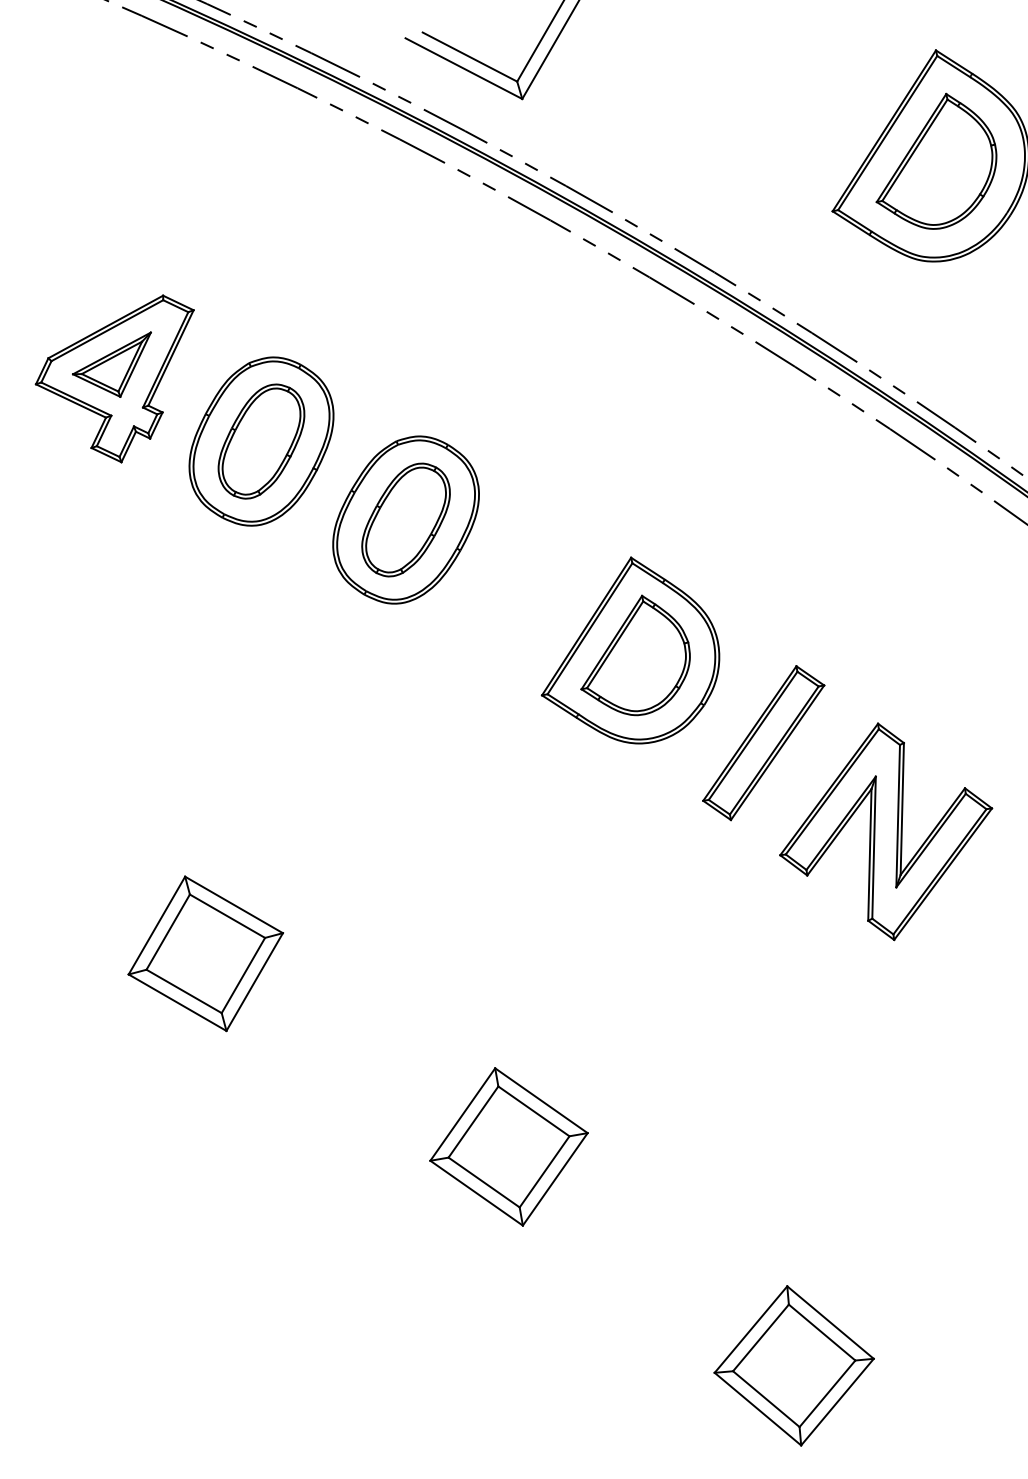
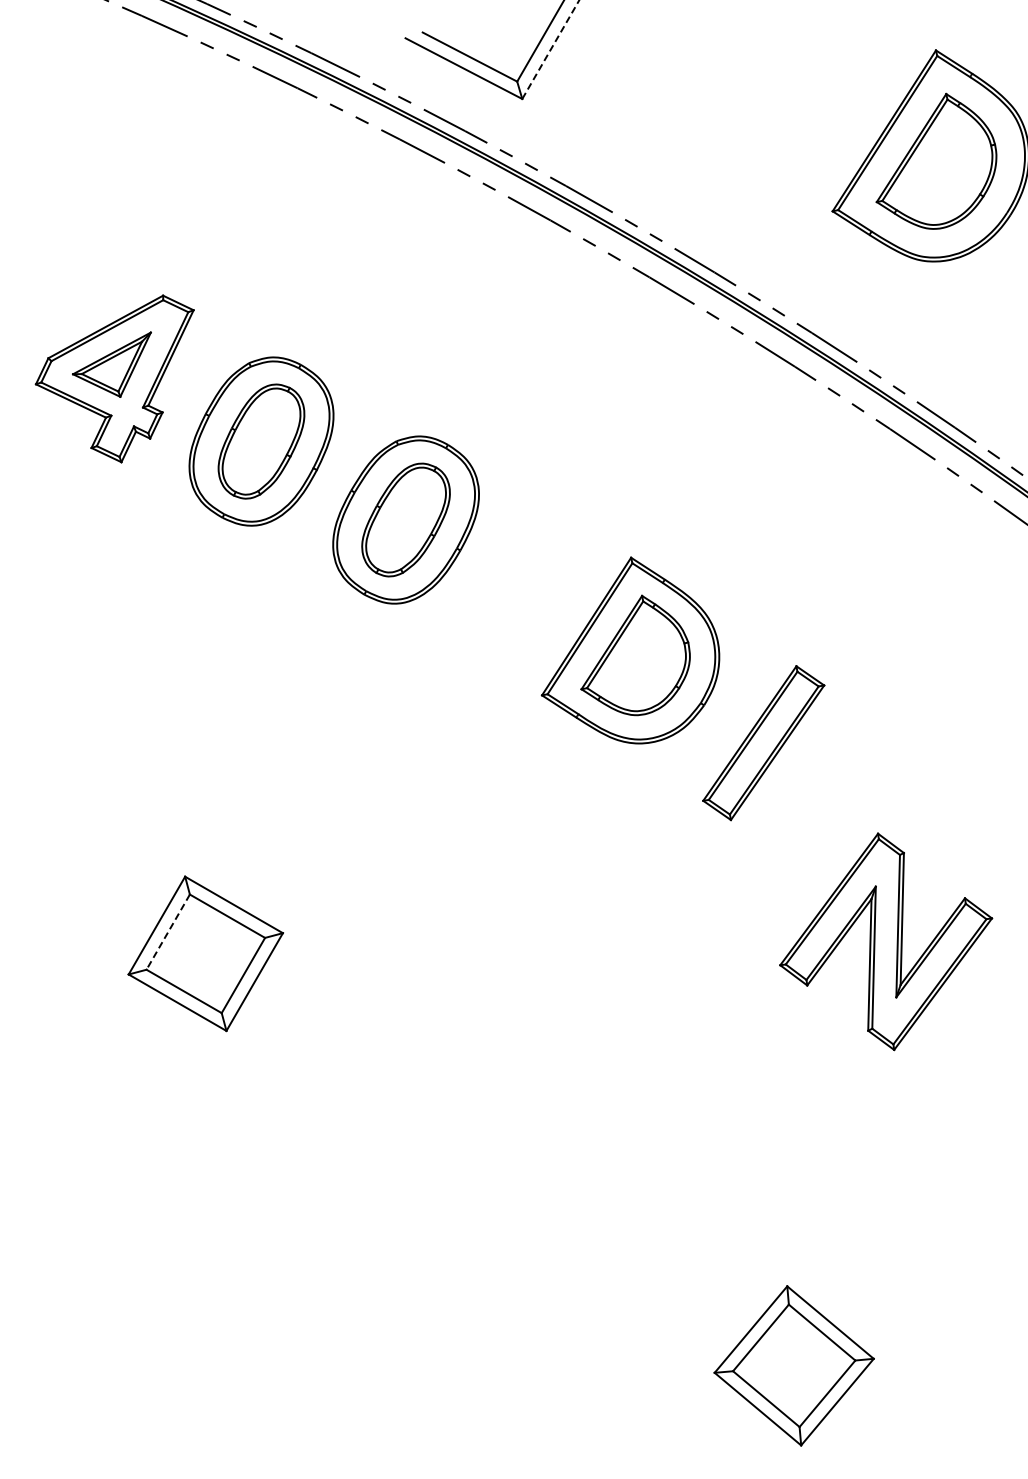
line: solid -> dashed (550, 49)
part position: (886, 831) -> (886, 941) (886, 941)
line: solid -> dashed (167, 932)
part: present -> none (508, 1146)
